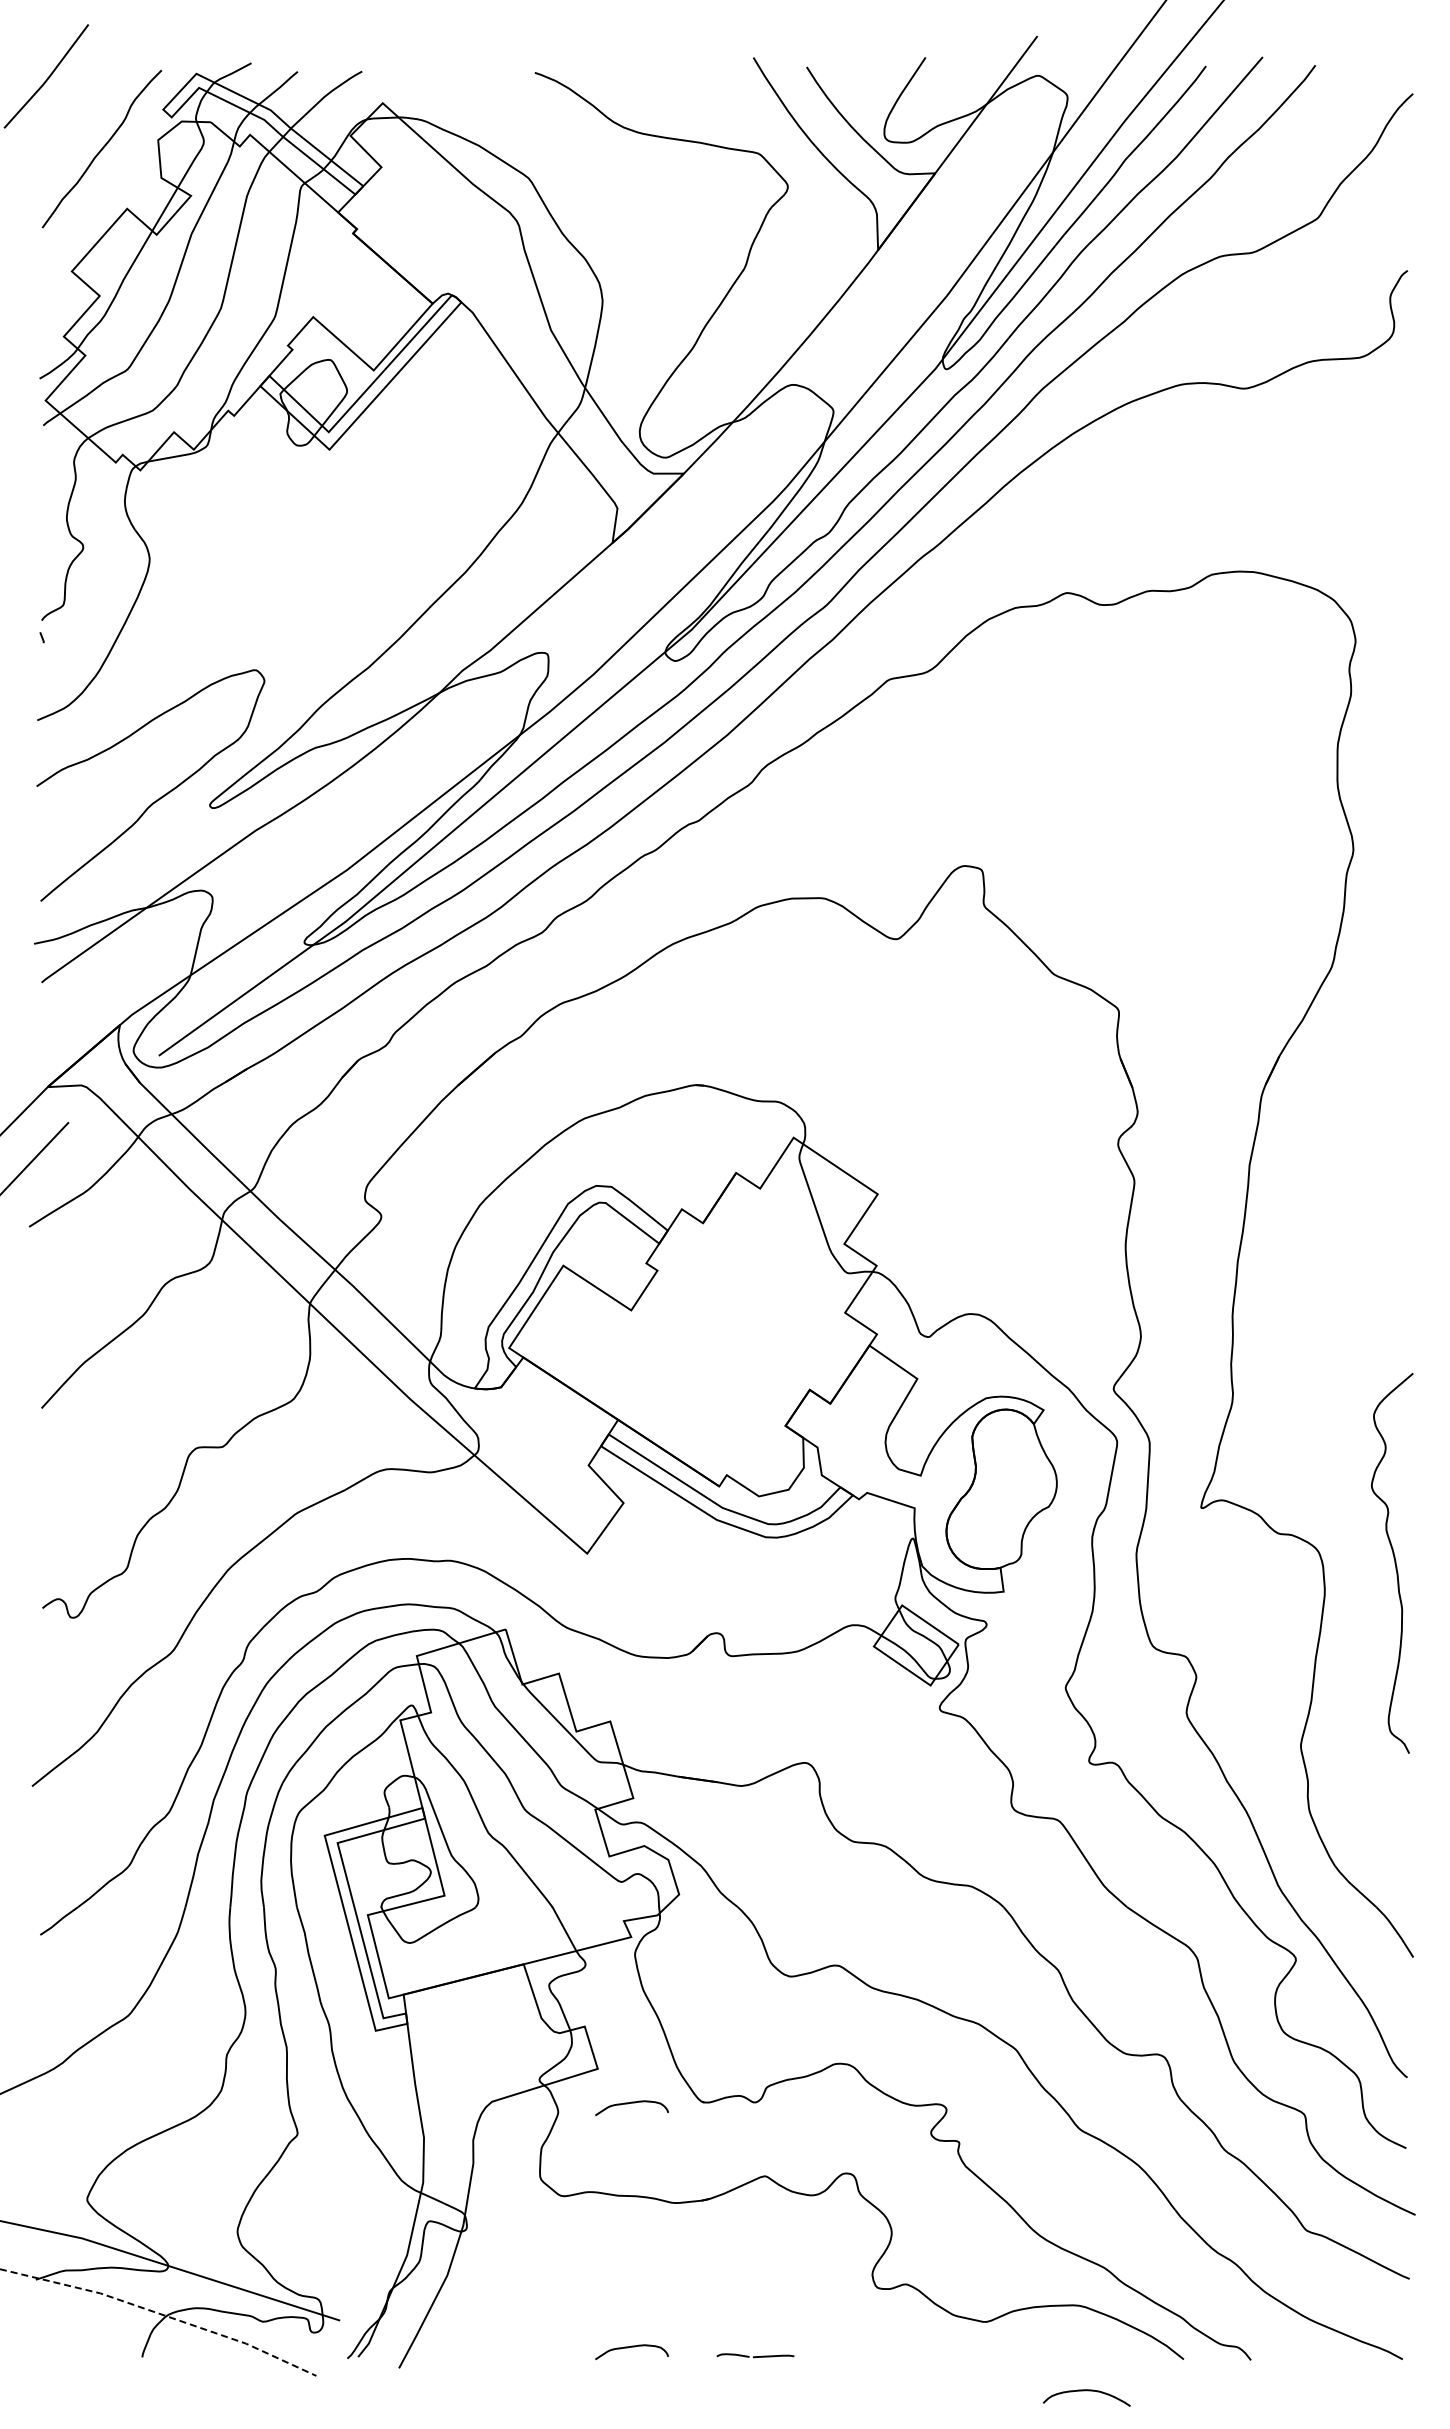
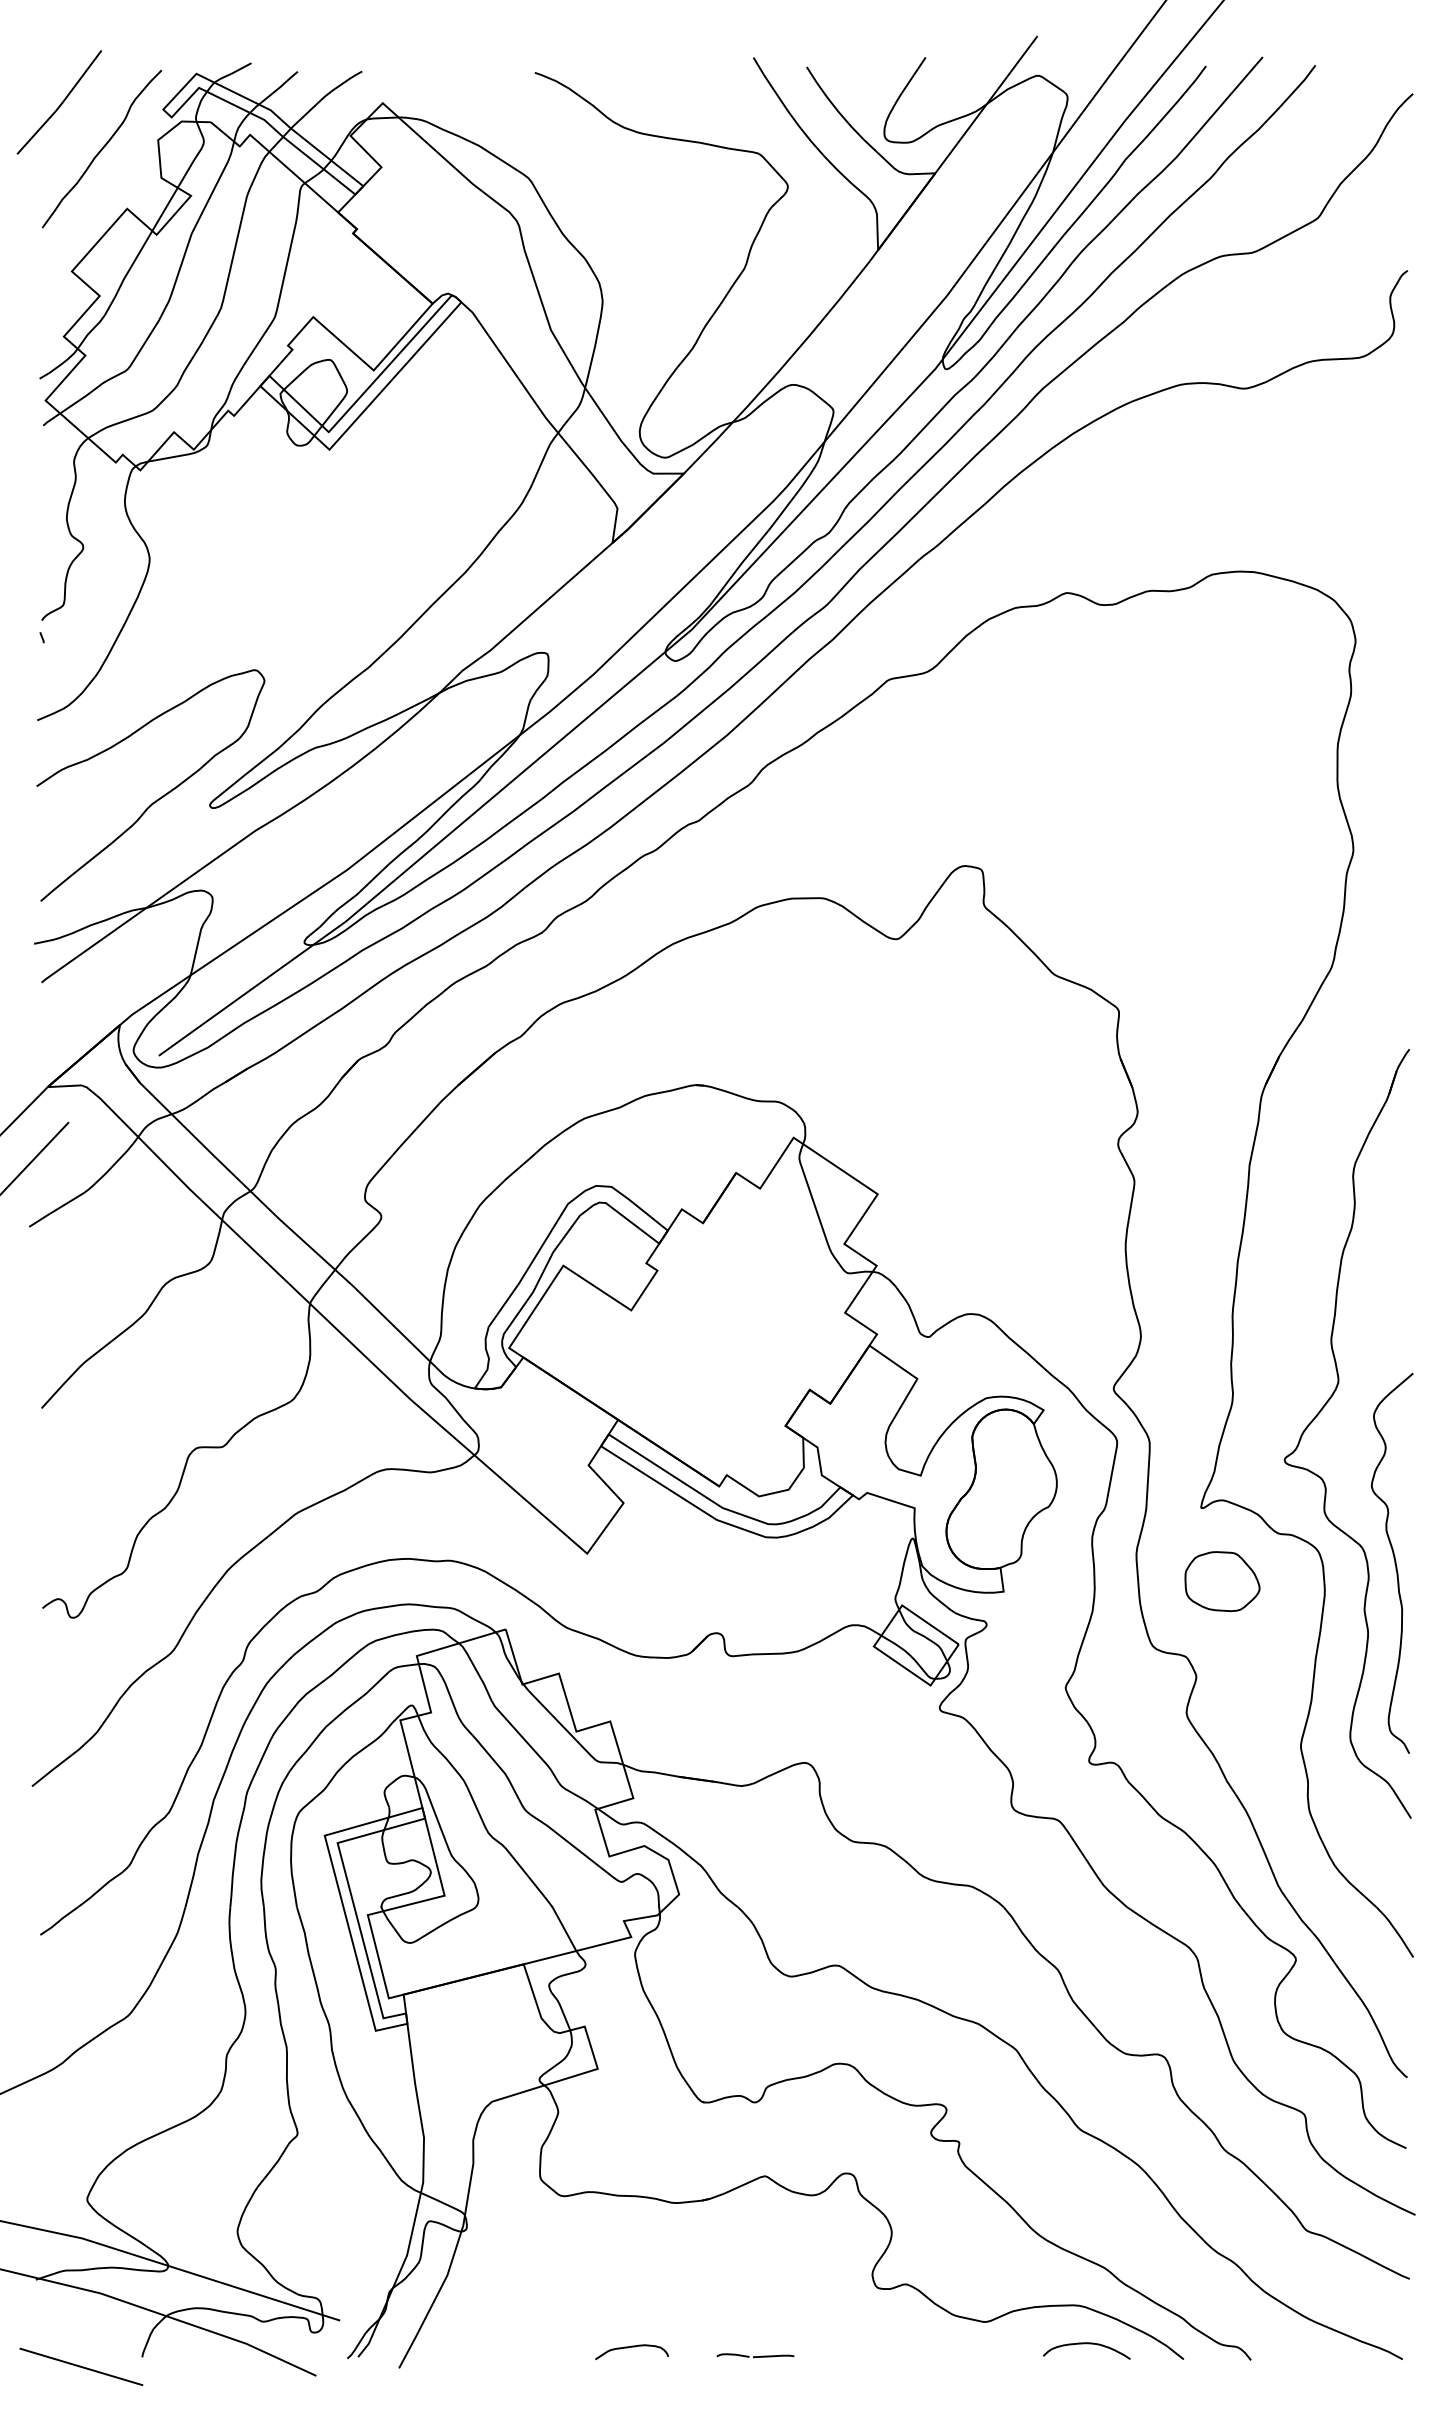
line position: (47, 77) -> (60, 103) (60, 103)
part: none -> present (1322, 1410)
part: none -> present (1222, 1581)
curve: present -> none (632, 2103)
line: dashed -> solid (161, 2314)
line: none -> present (81, 2366)
curve position: (1086, 2391) -> (1086, 2344) (1086, 2344)
